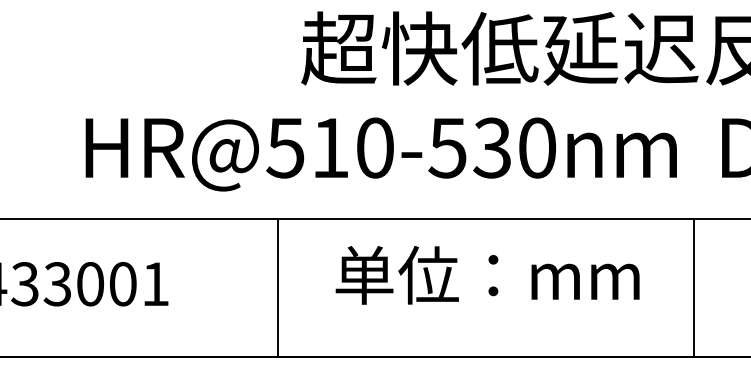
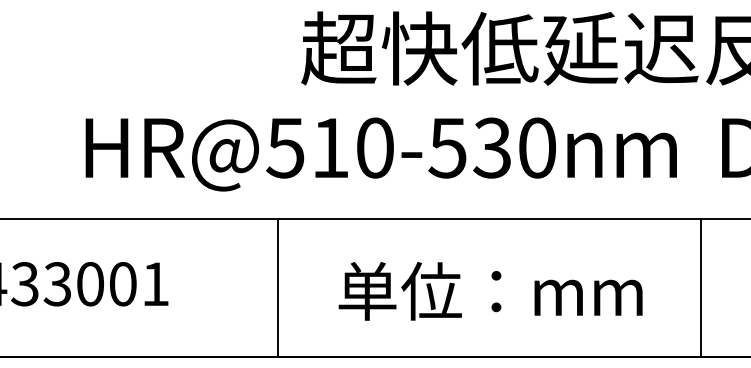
text position: (487, 275) -> (490, 291) (490, 291)
line position: (694, 287) -> (701, 287) (701, 287)
